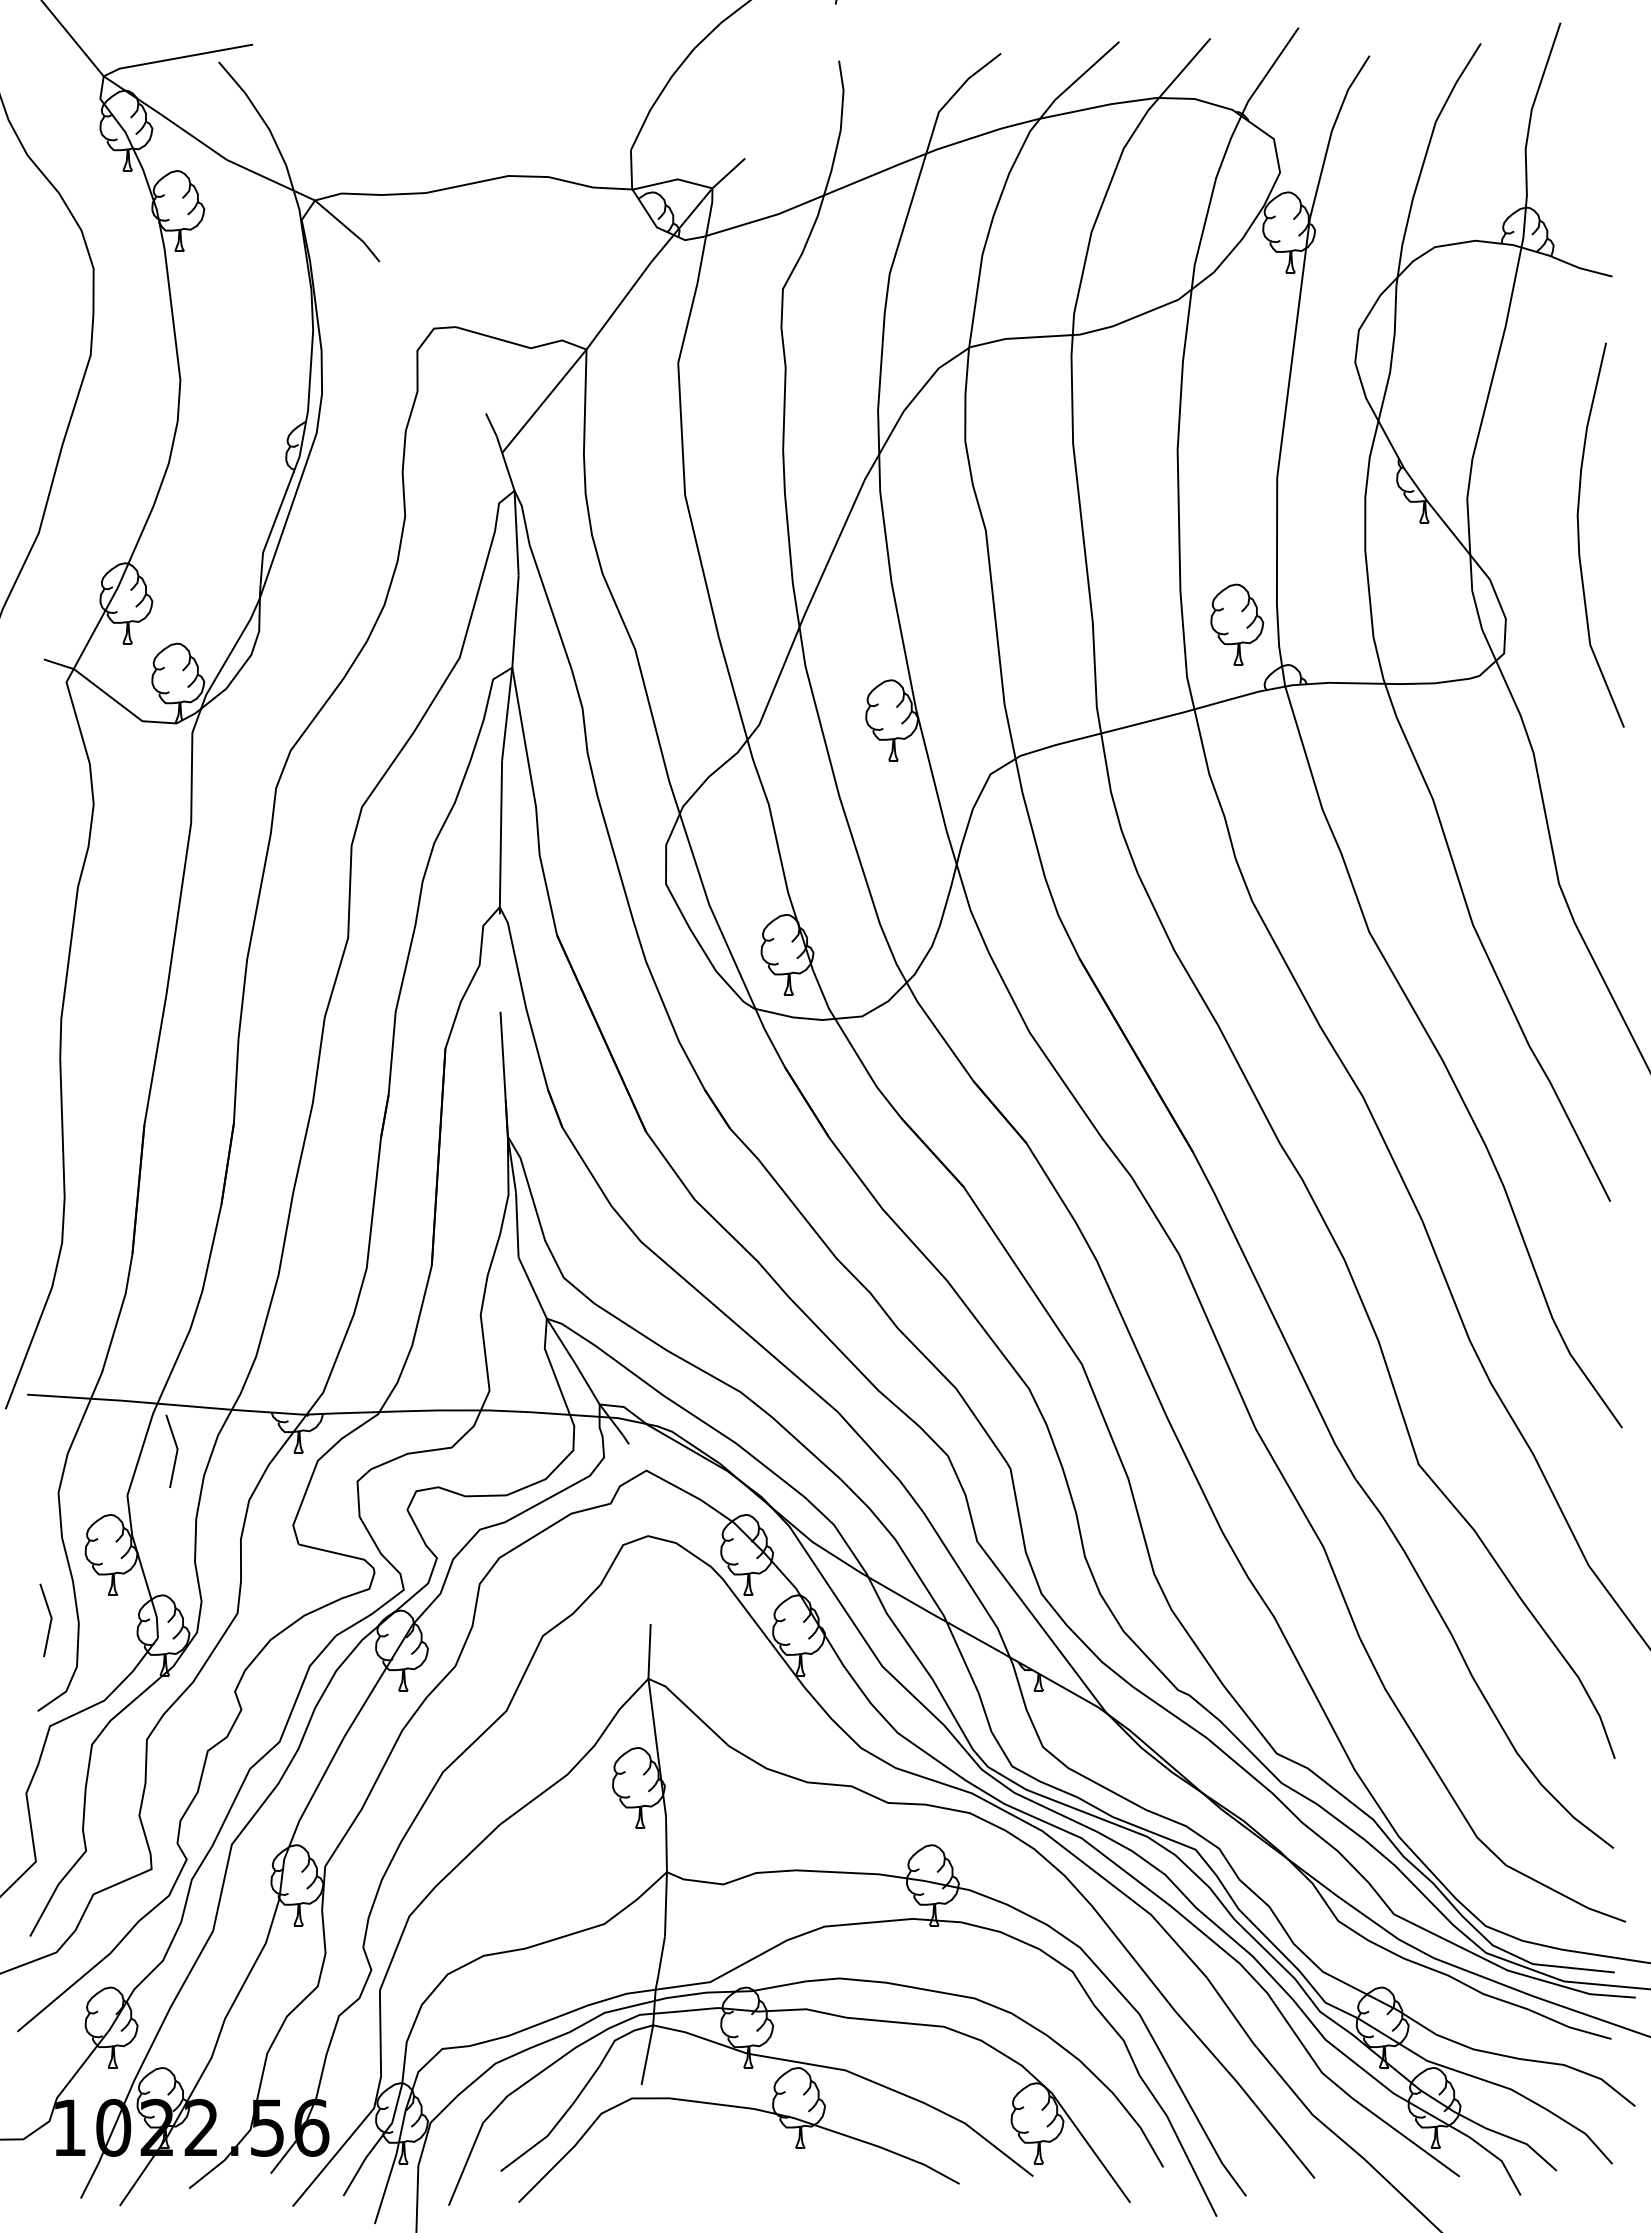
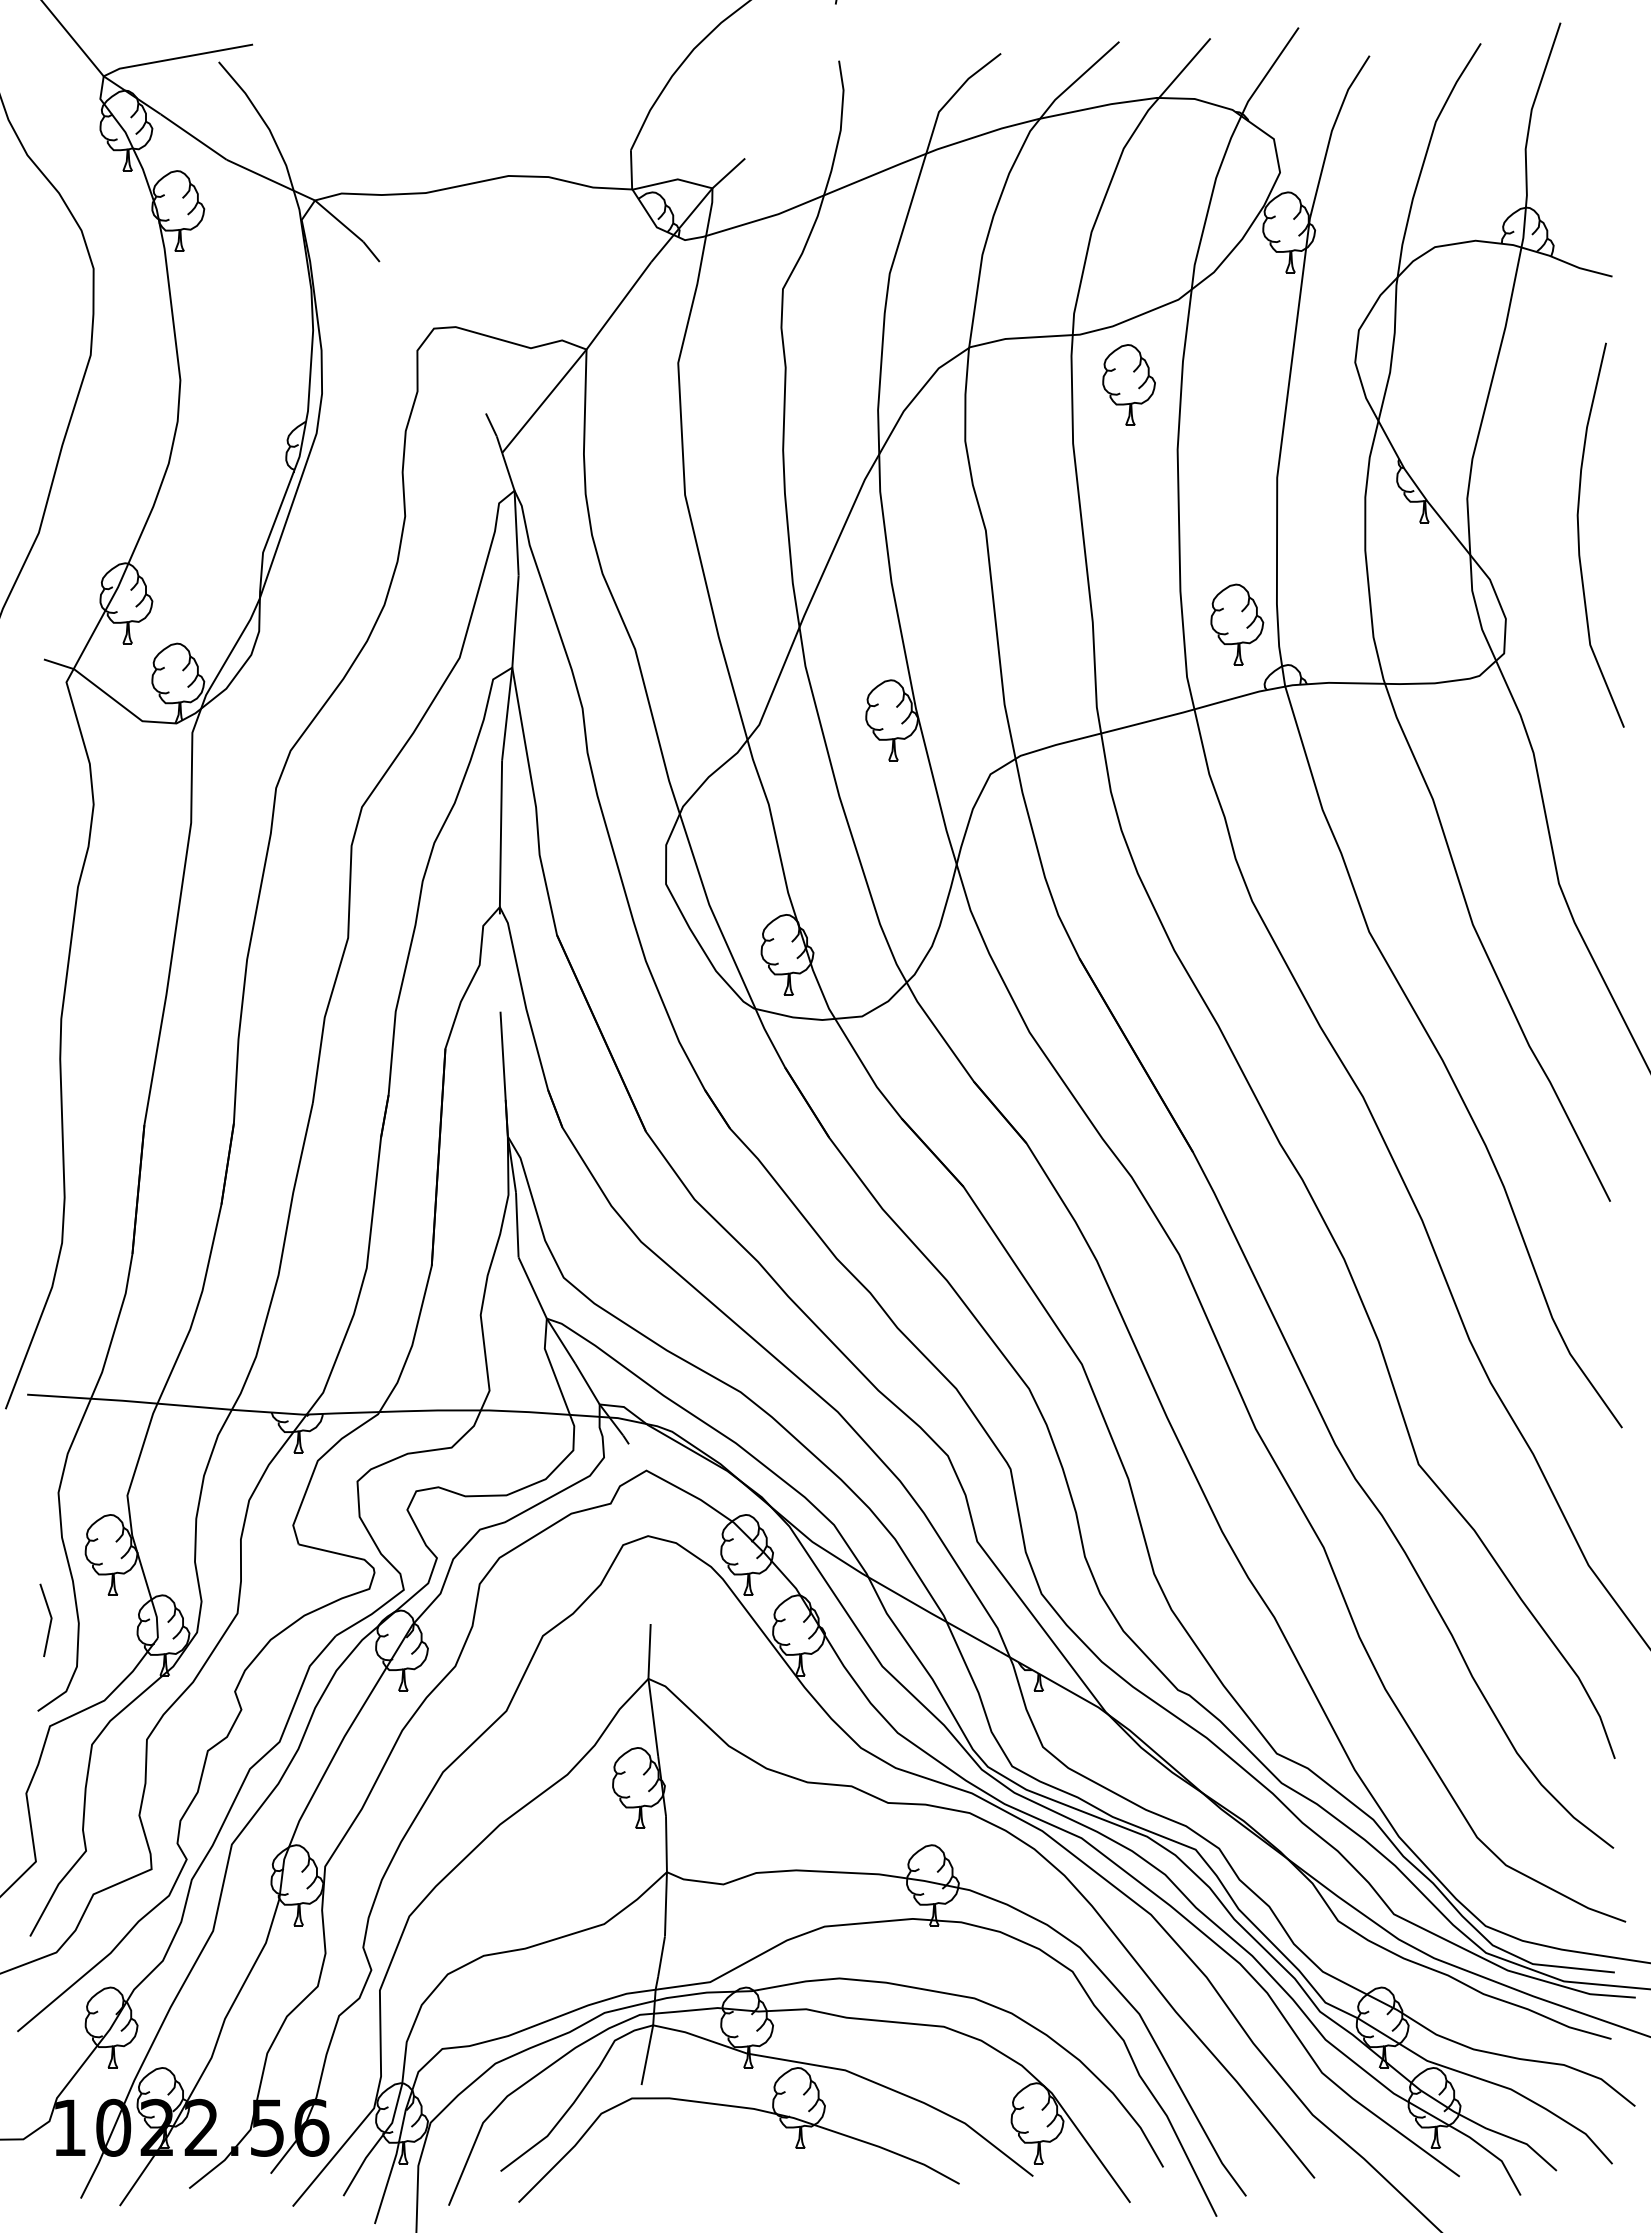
part: none -> present (1128, 384)
line: present -> none (175, 1453)
